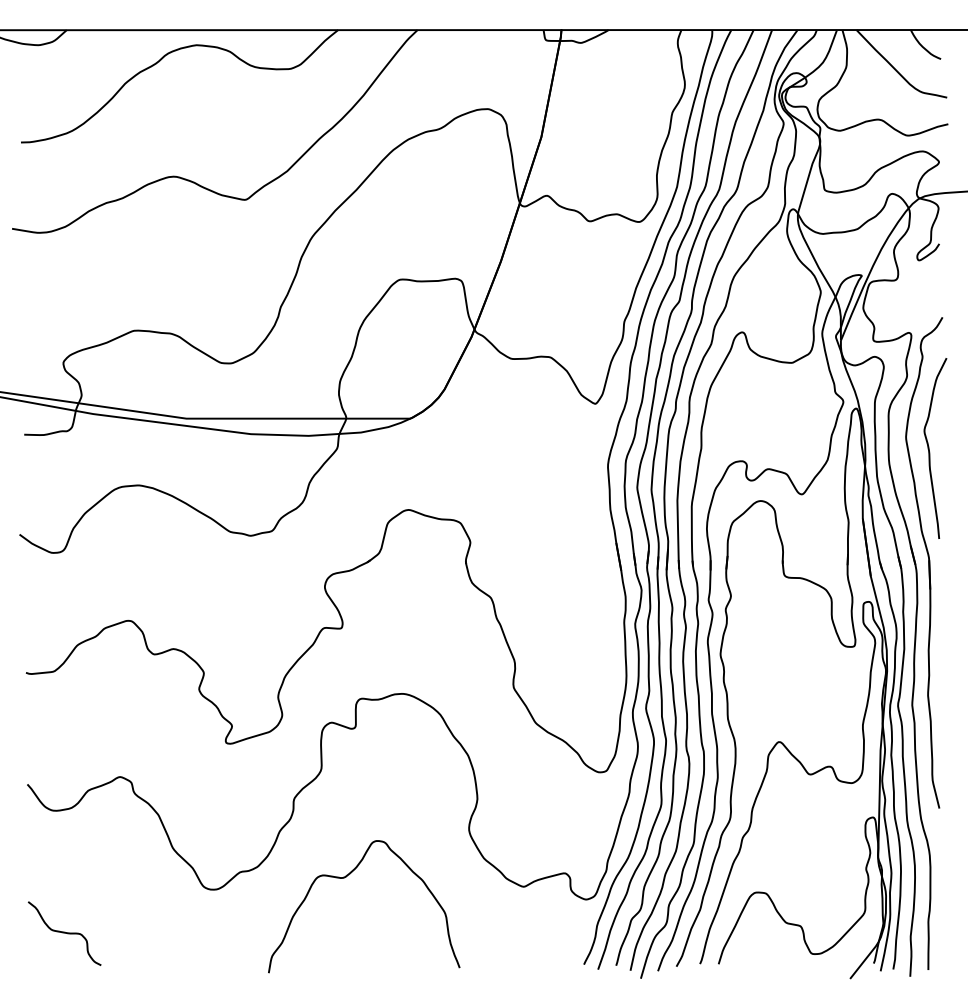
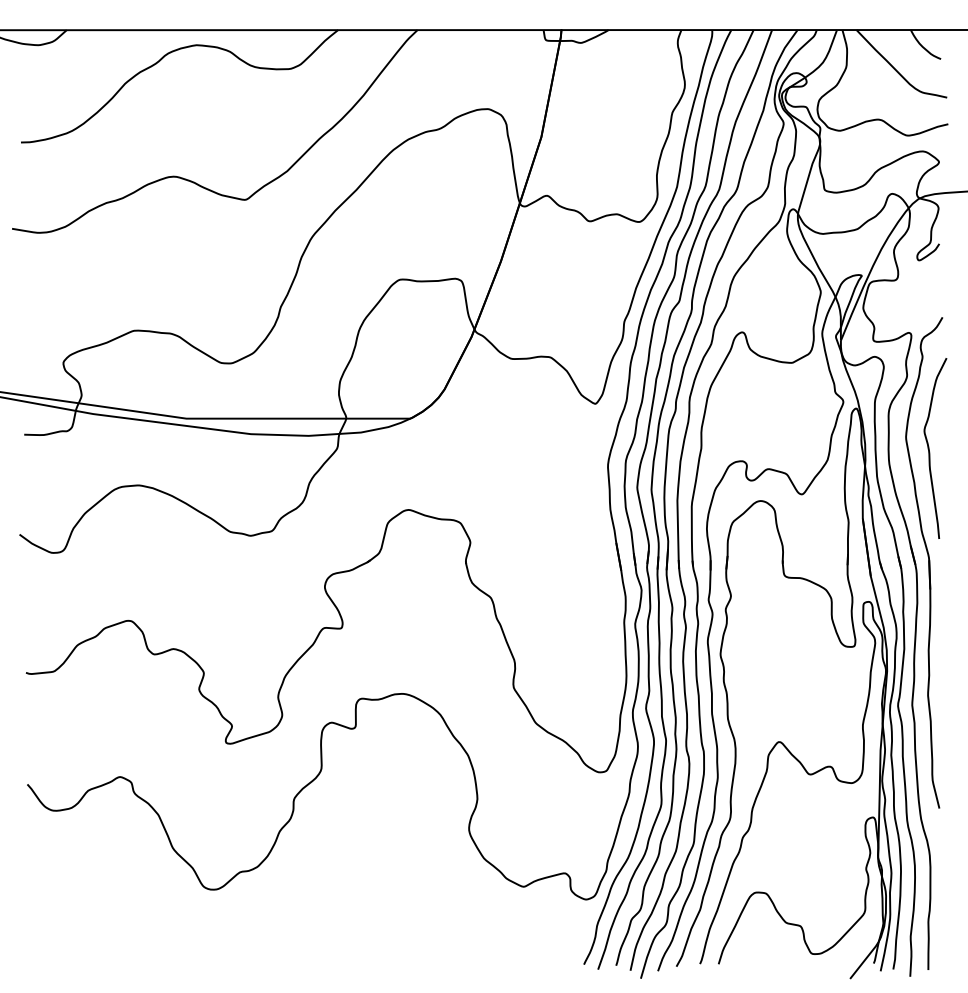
curve: present -> none (346, 877)
curve: present -> none (64, 933)
